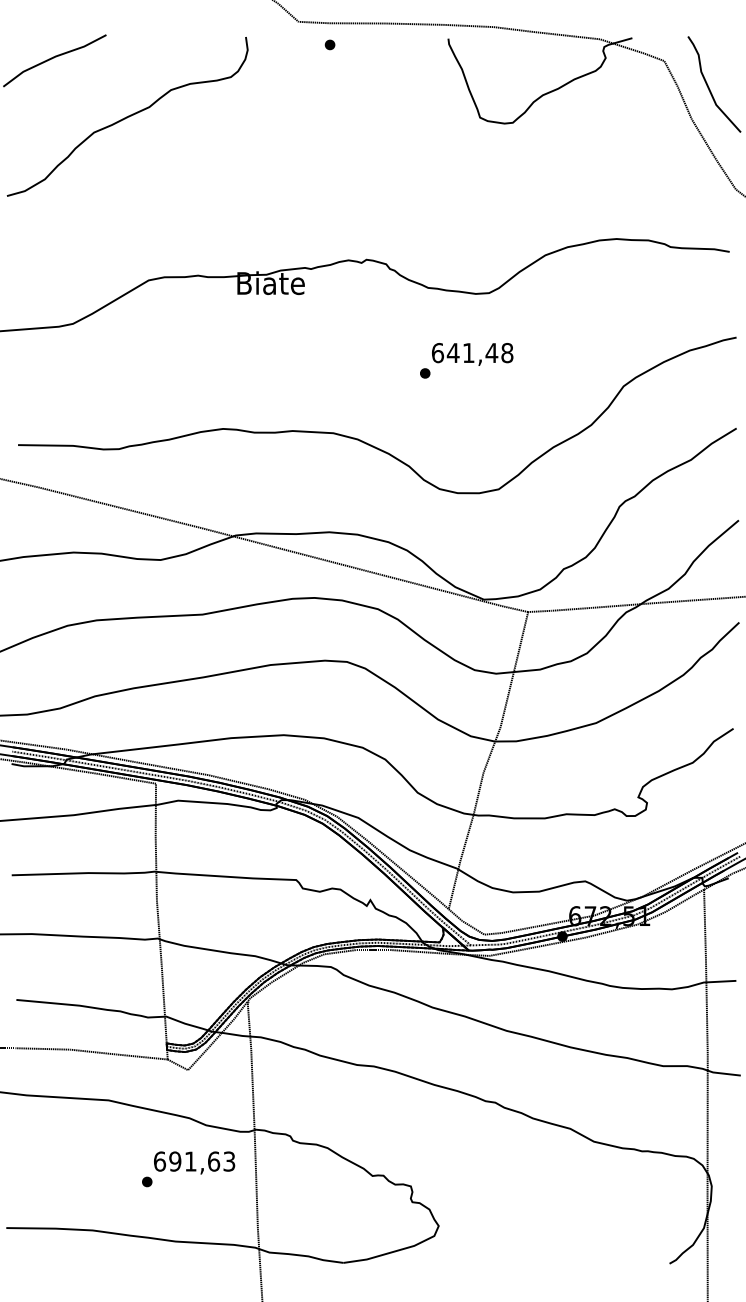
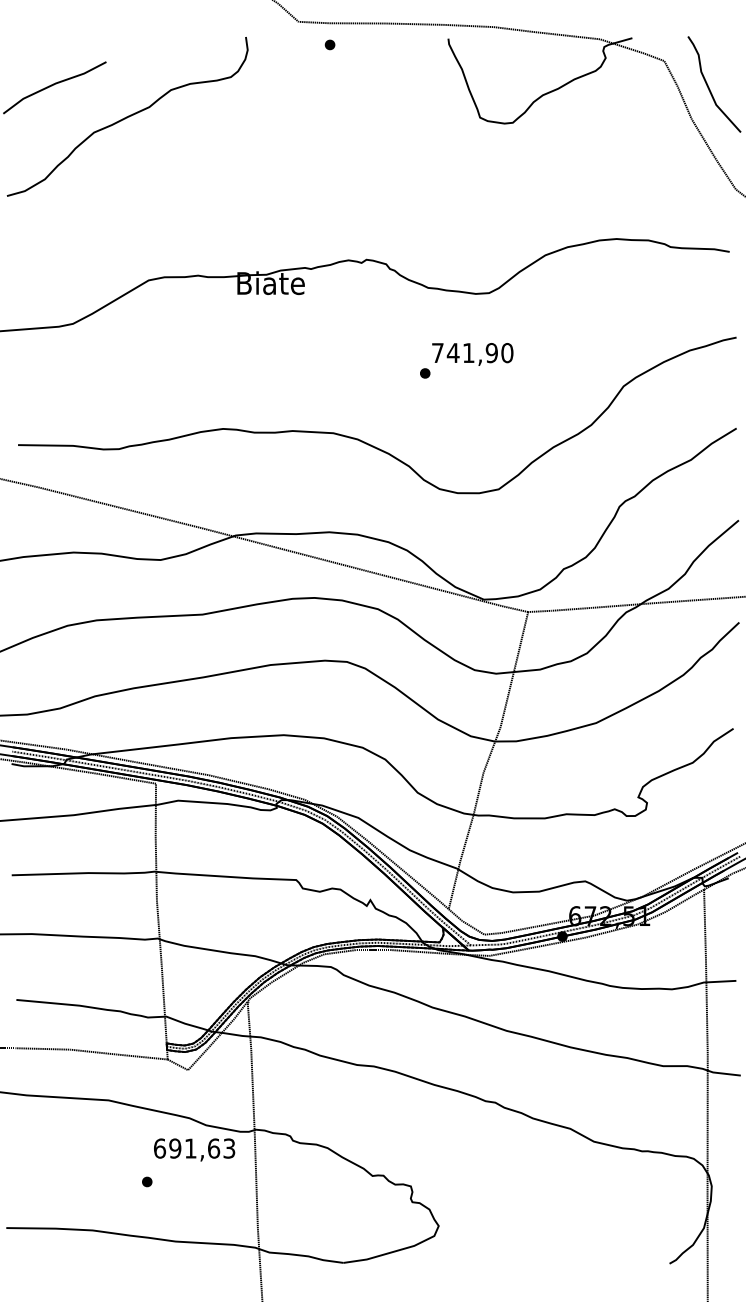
line position: (54, 58) -> (54, 85) (54, 85)
text: 641,48 -> 741,90 (472, 353)
text position: (194, 1162) -> (194, 1149) (194, 1149)
